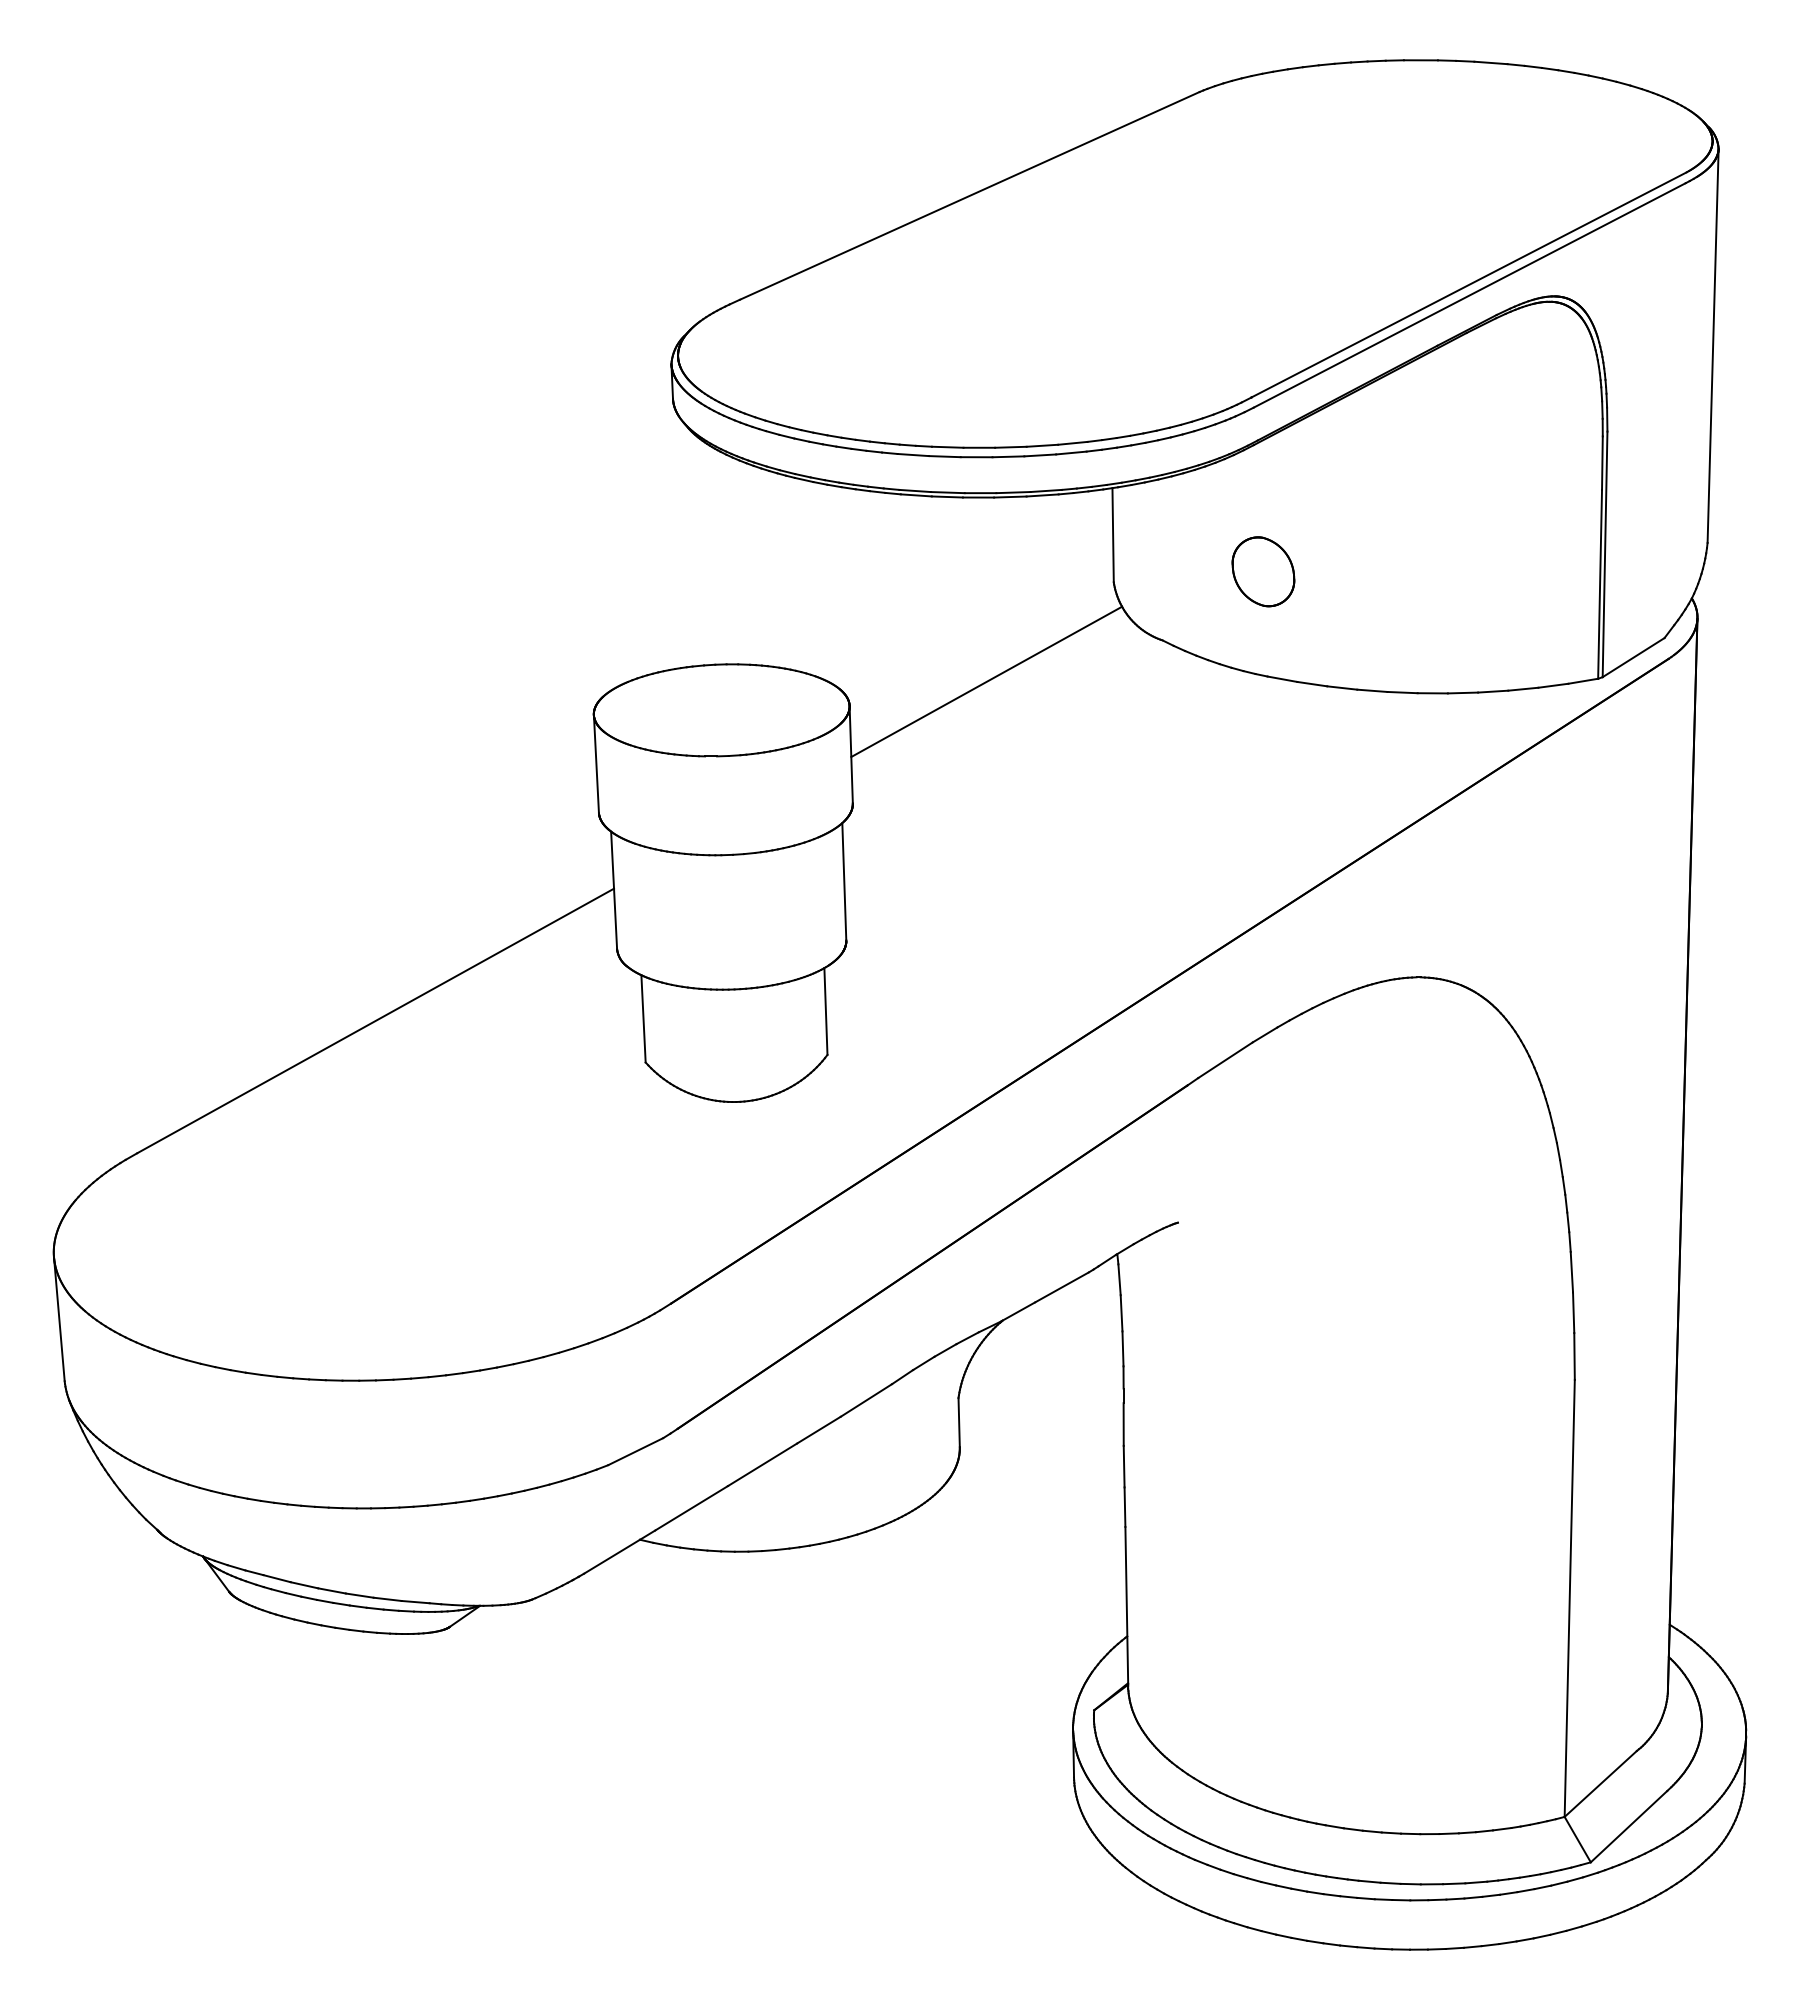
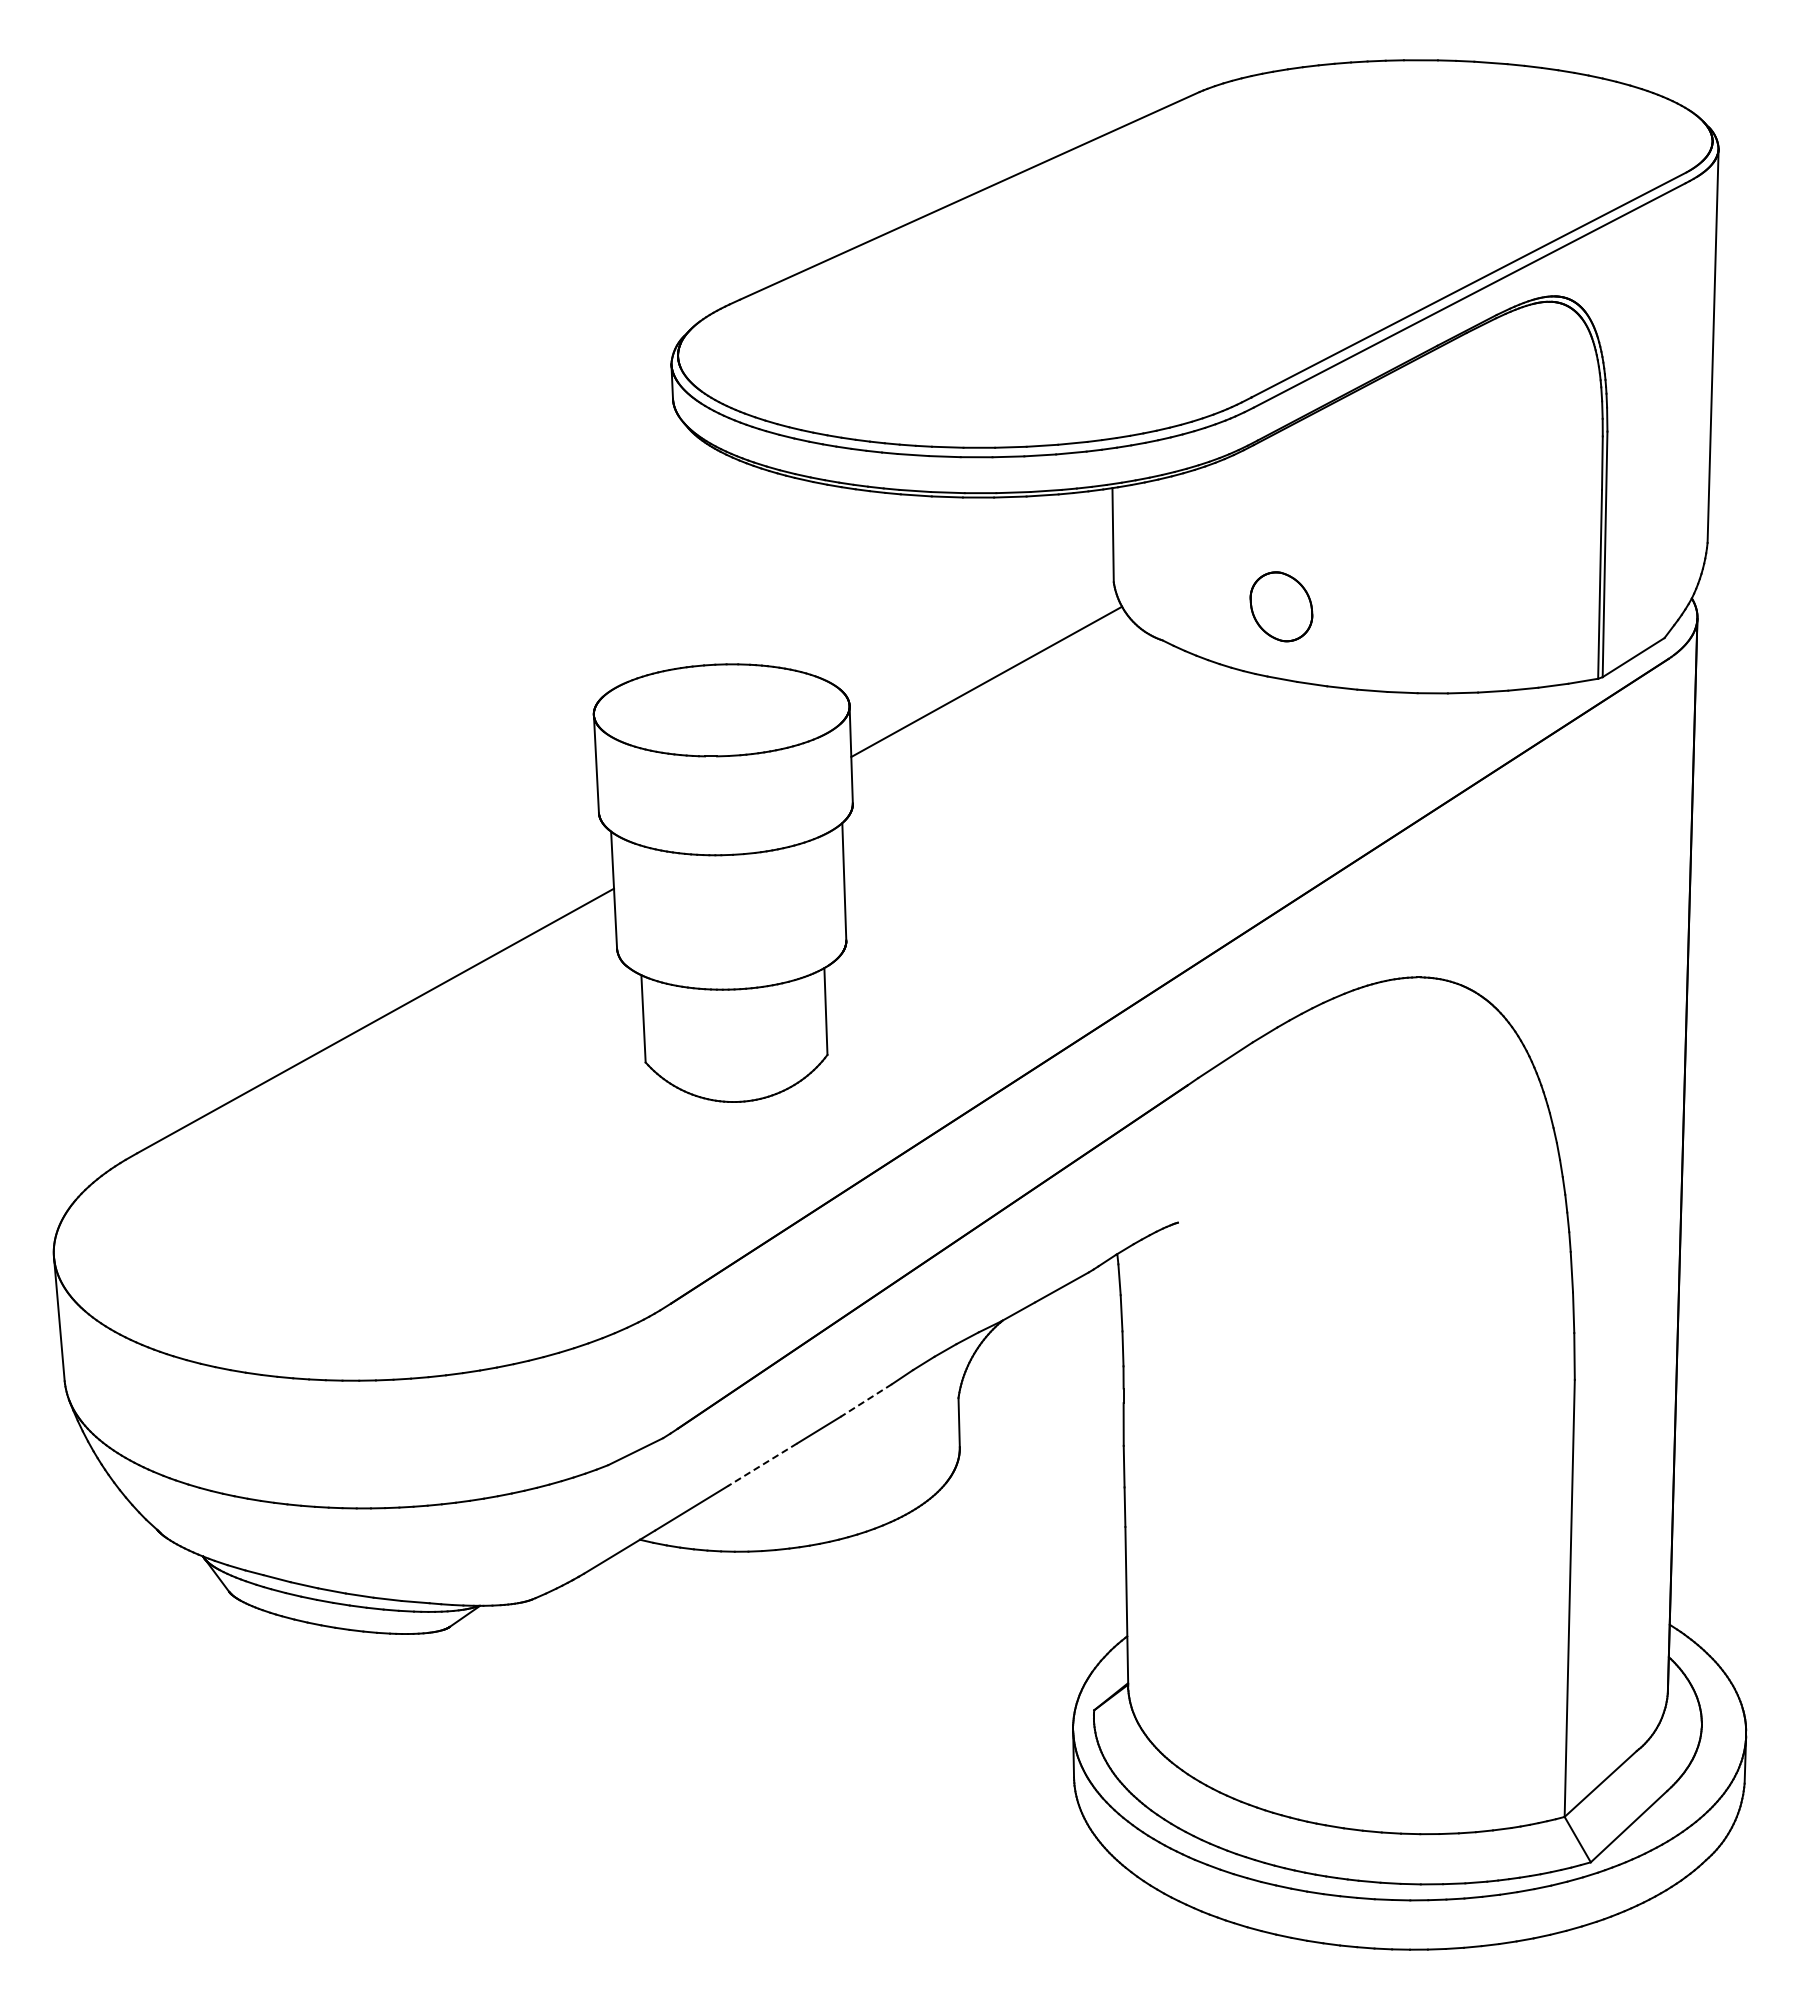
part position: (1263, 571) -> (1281, 606) (1281, 606)
line: solid -> dashed (865, 1400)
line: solid -> dashed (762, 1464)
